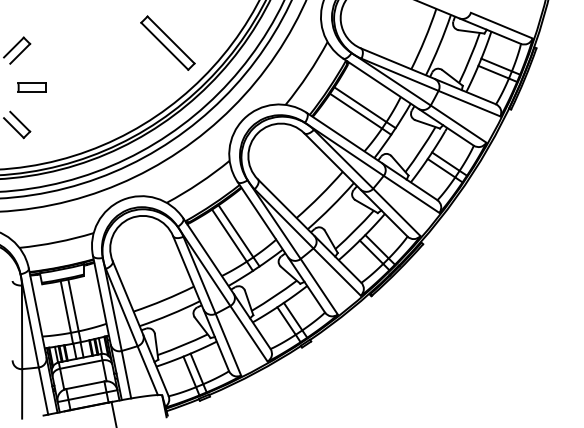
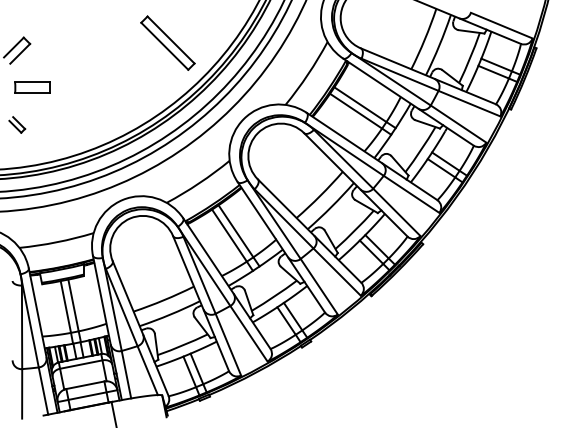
part size: 30x11 px -> 37x13 px (32, 87)
part size: 29x30 px -> 19x18 px (17, 124)
